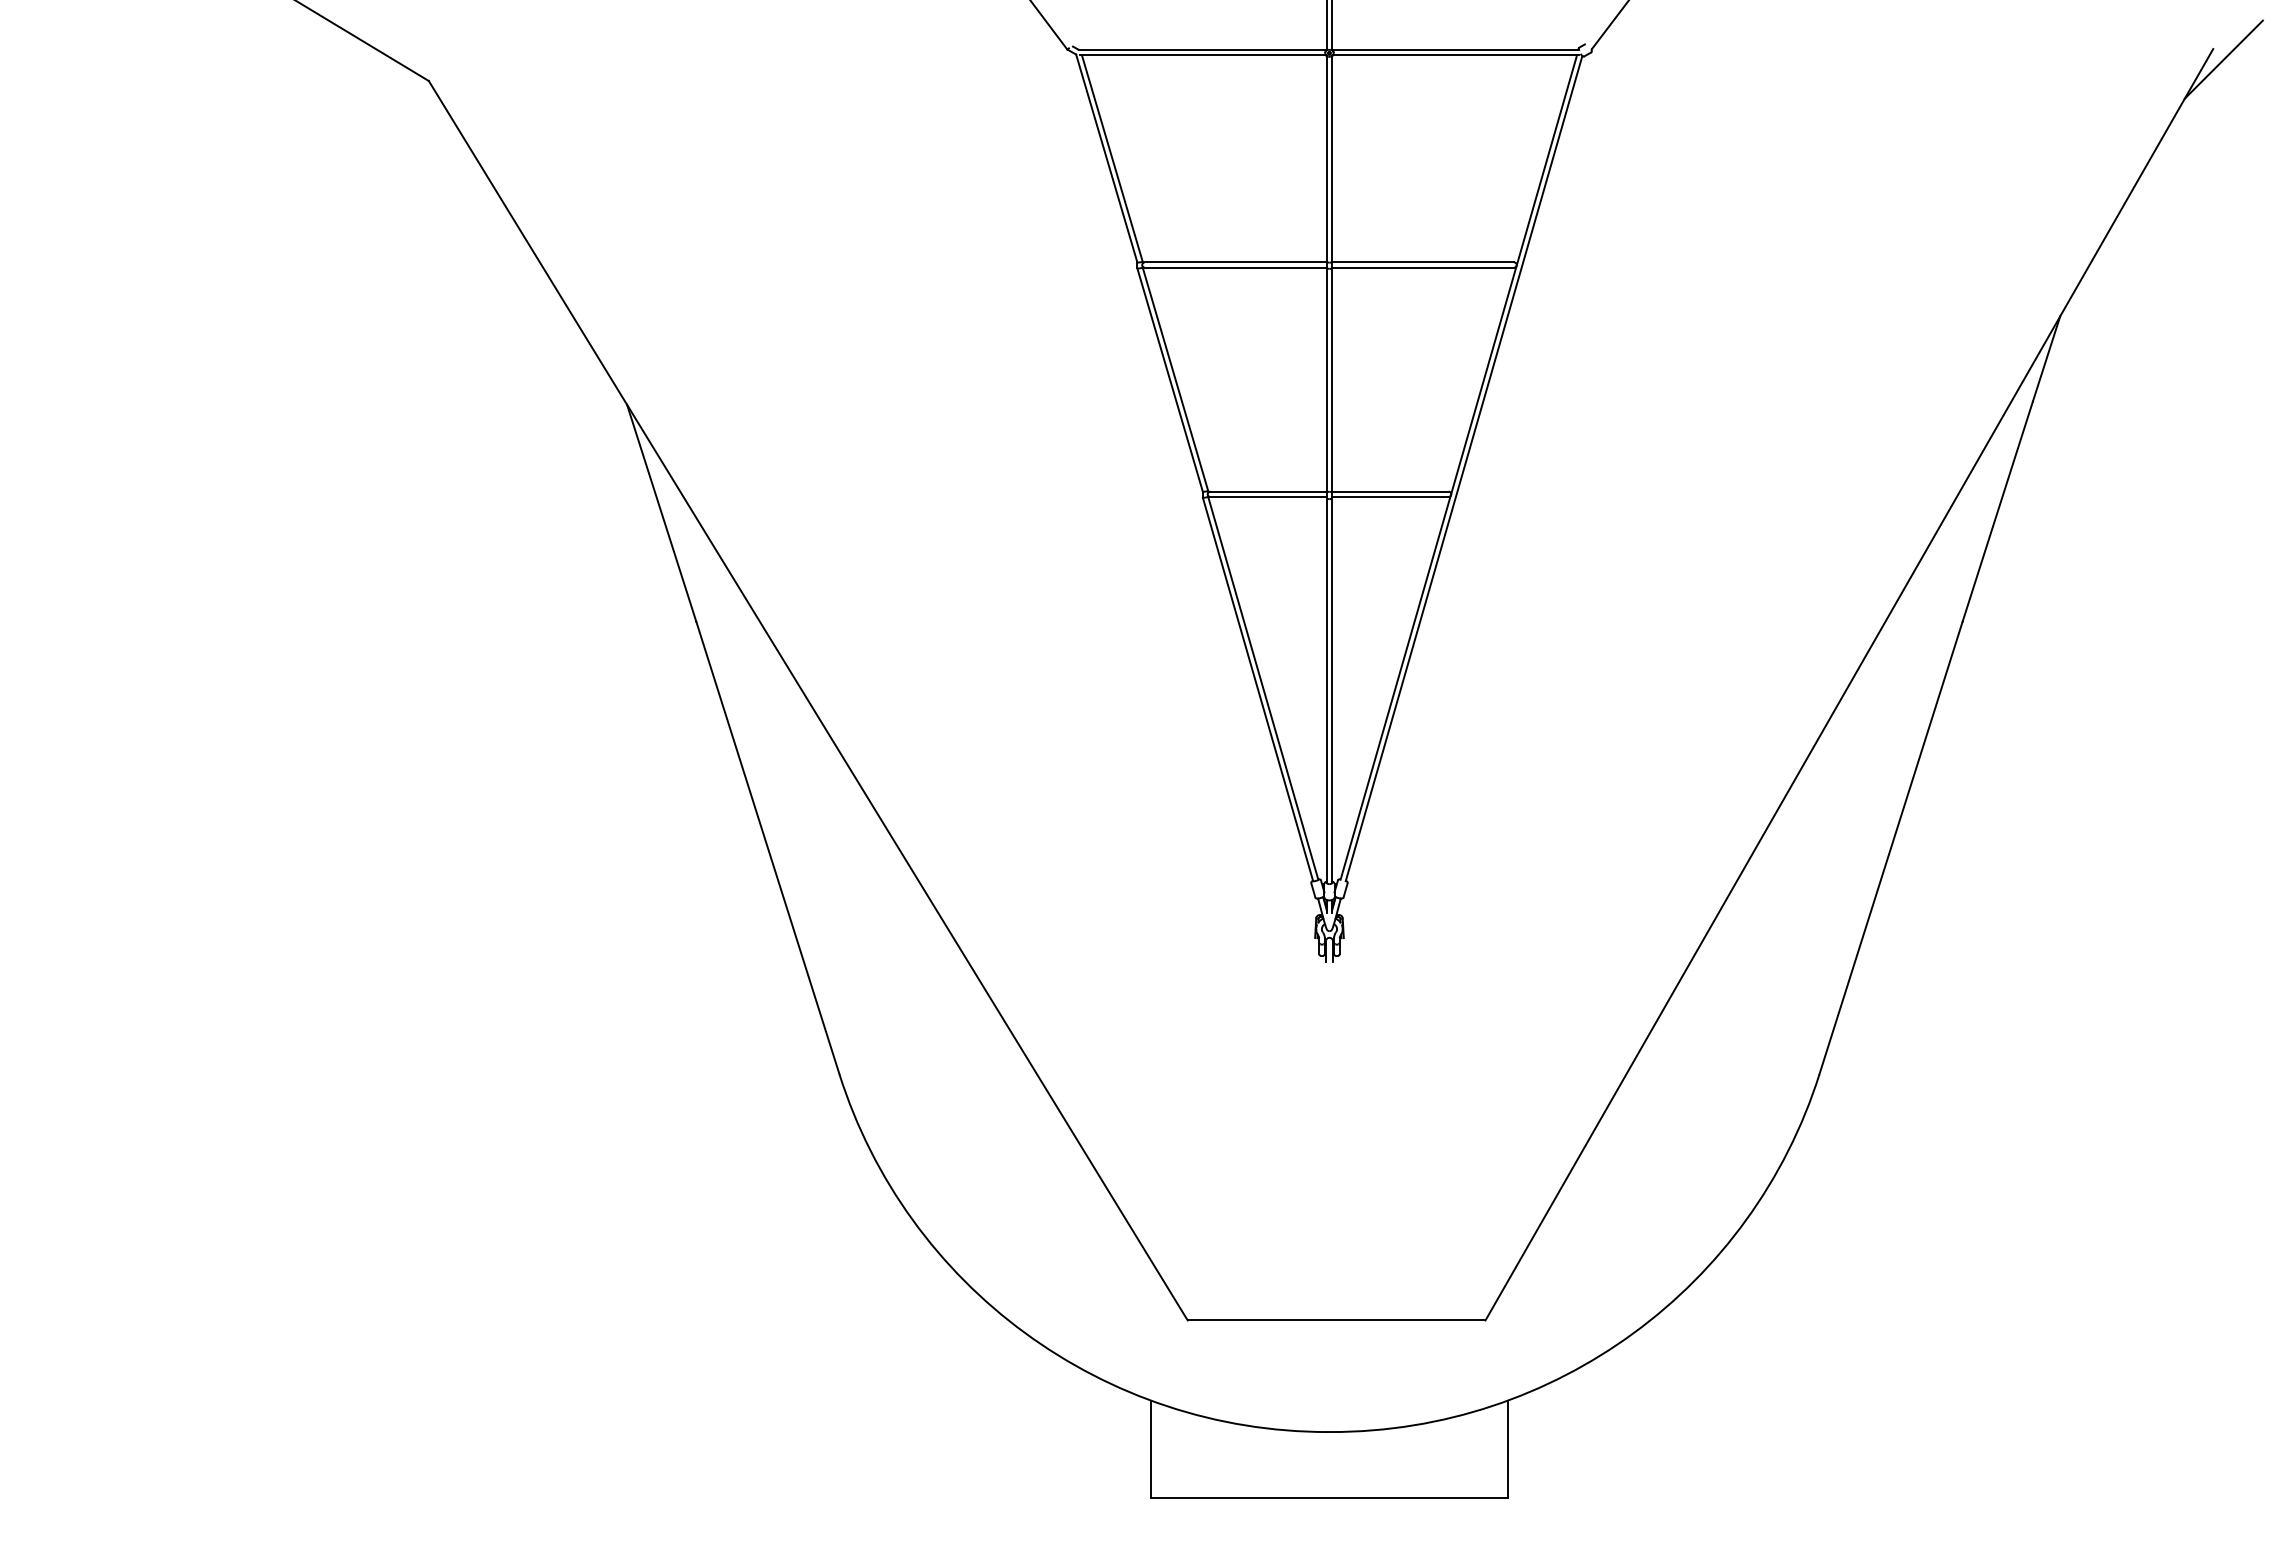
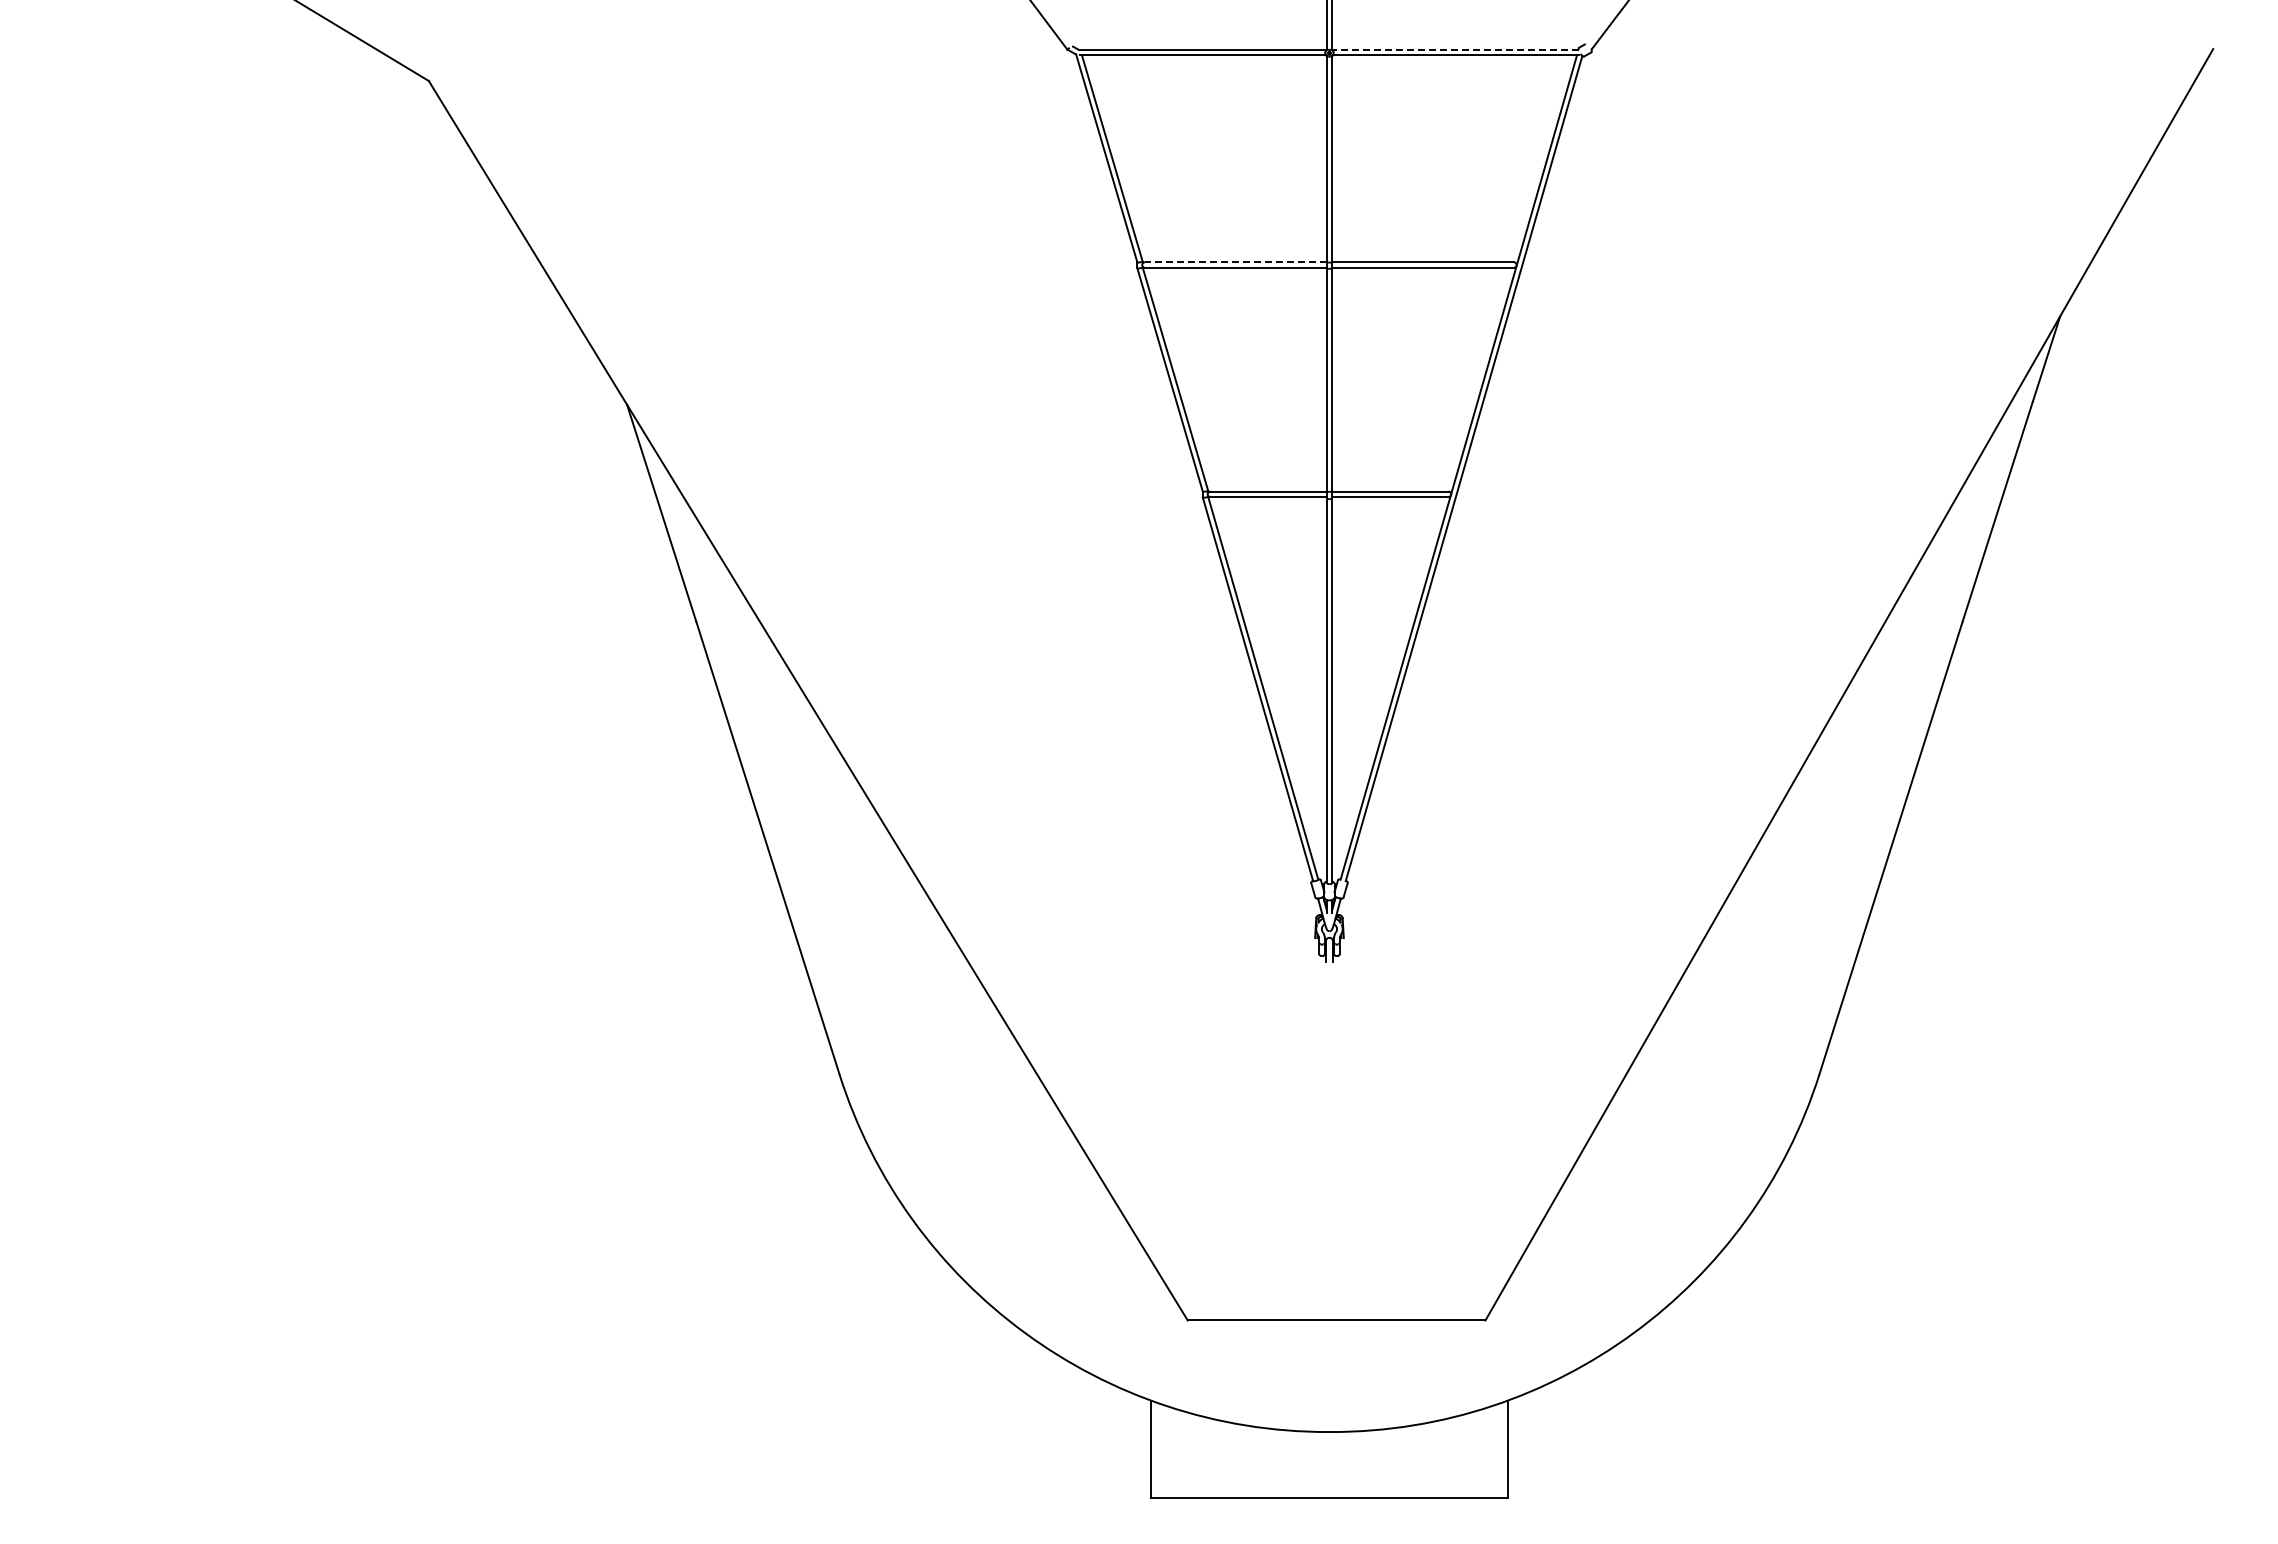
line: solid -> dashed (1455, 50)
line: present -> none (2223, 59)
line: solid -> dashed (1235, 262)
